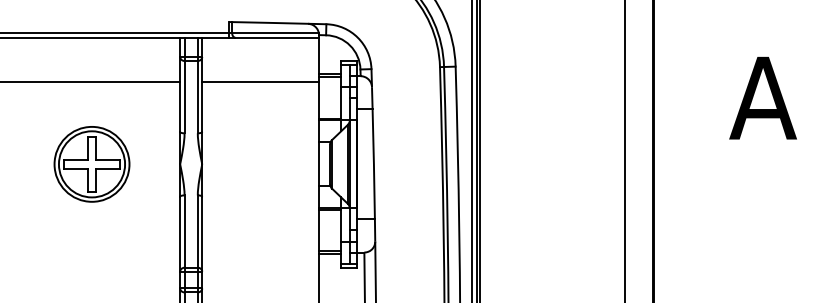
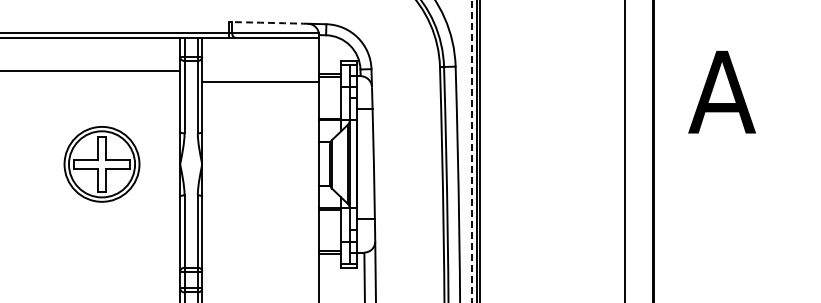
arc: solid -> dashed (270, 22)
line position: (91, 81) -> (91, 70) (91, 70)
text position: (762, 98) -> (721, 92) (721, 92)
line: solid -> dashed (472, 151)
part position: (91, 164) -> (101, 164) (101, 164)
